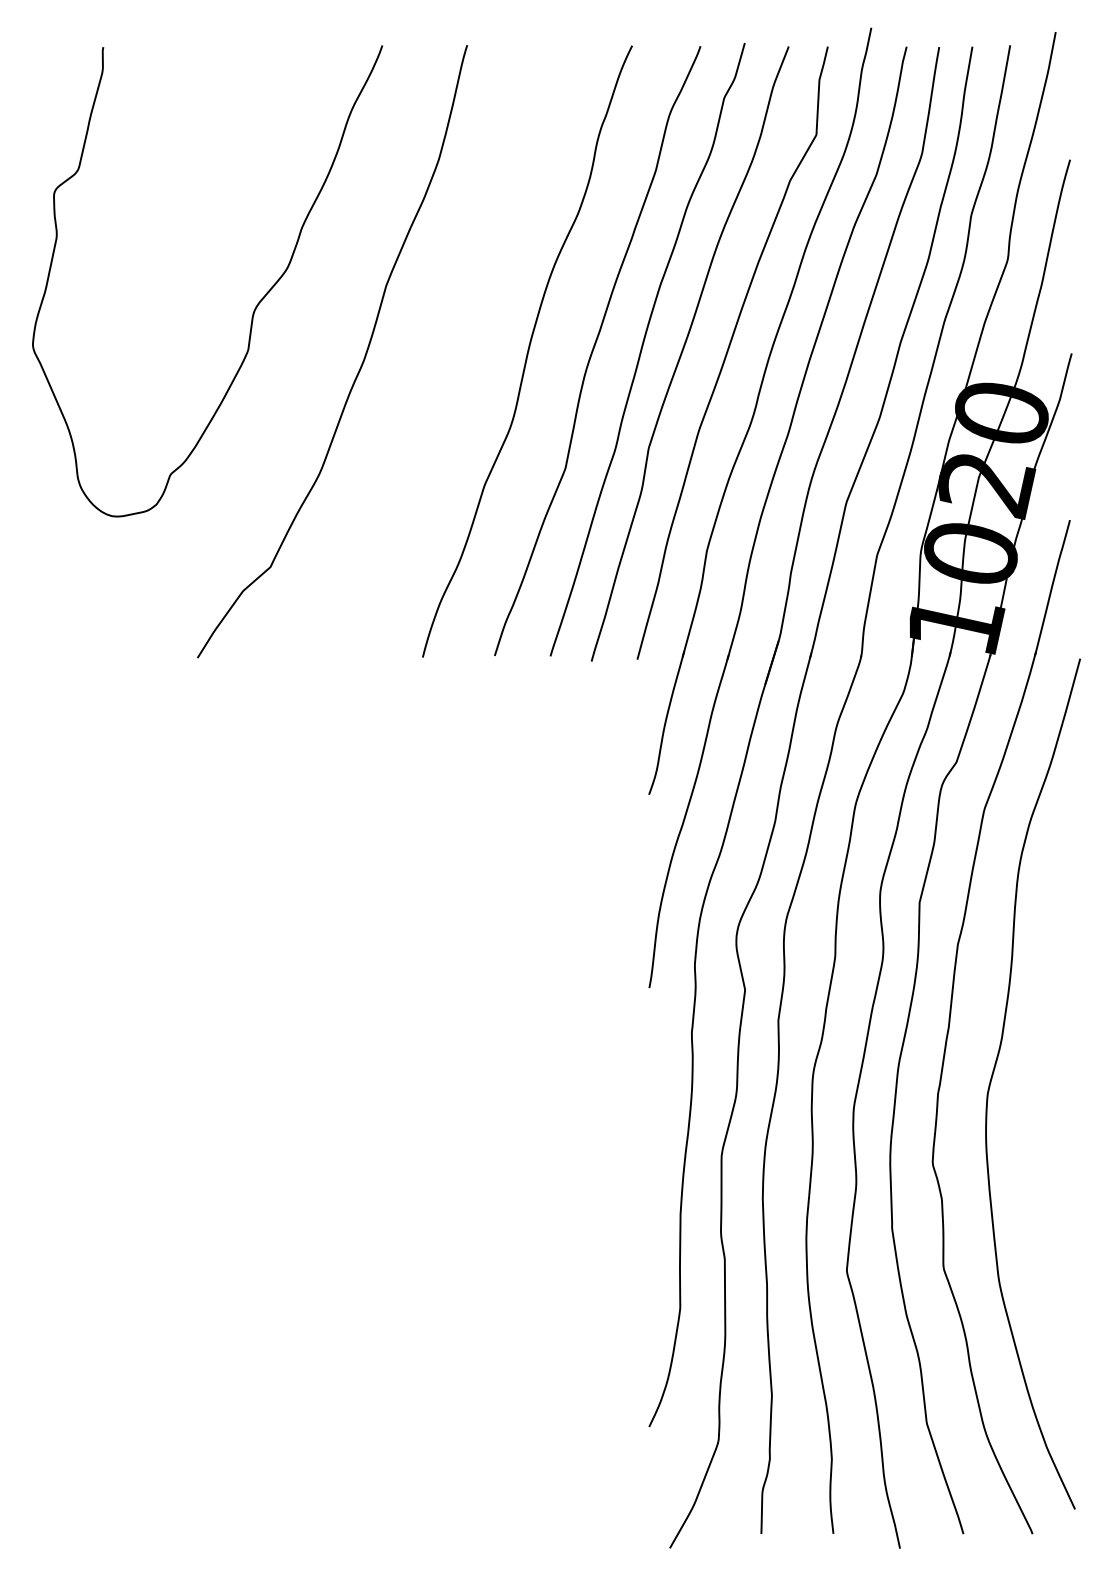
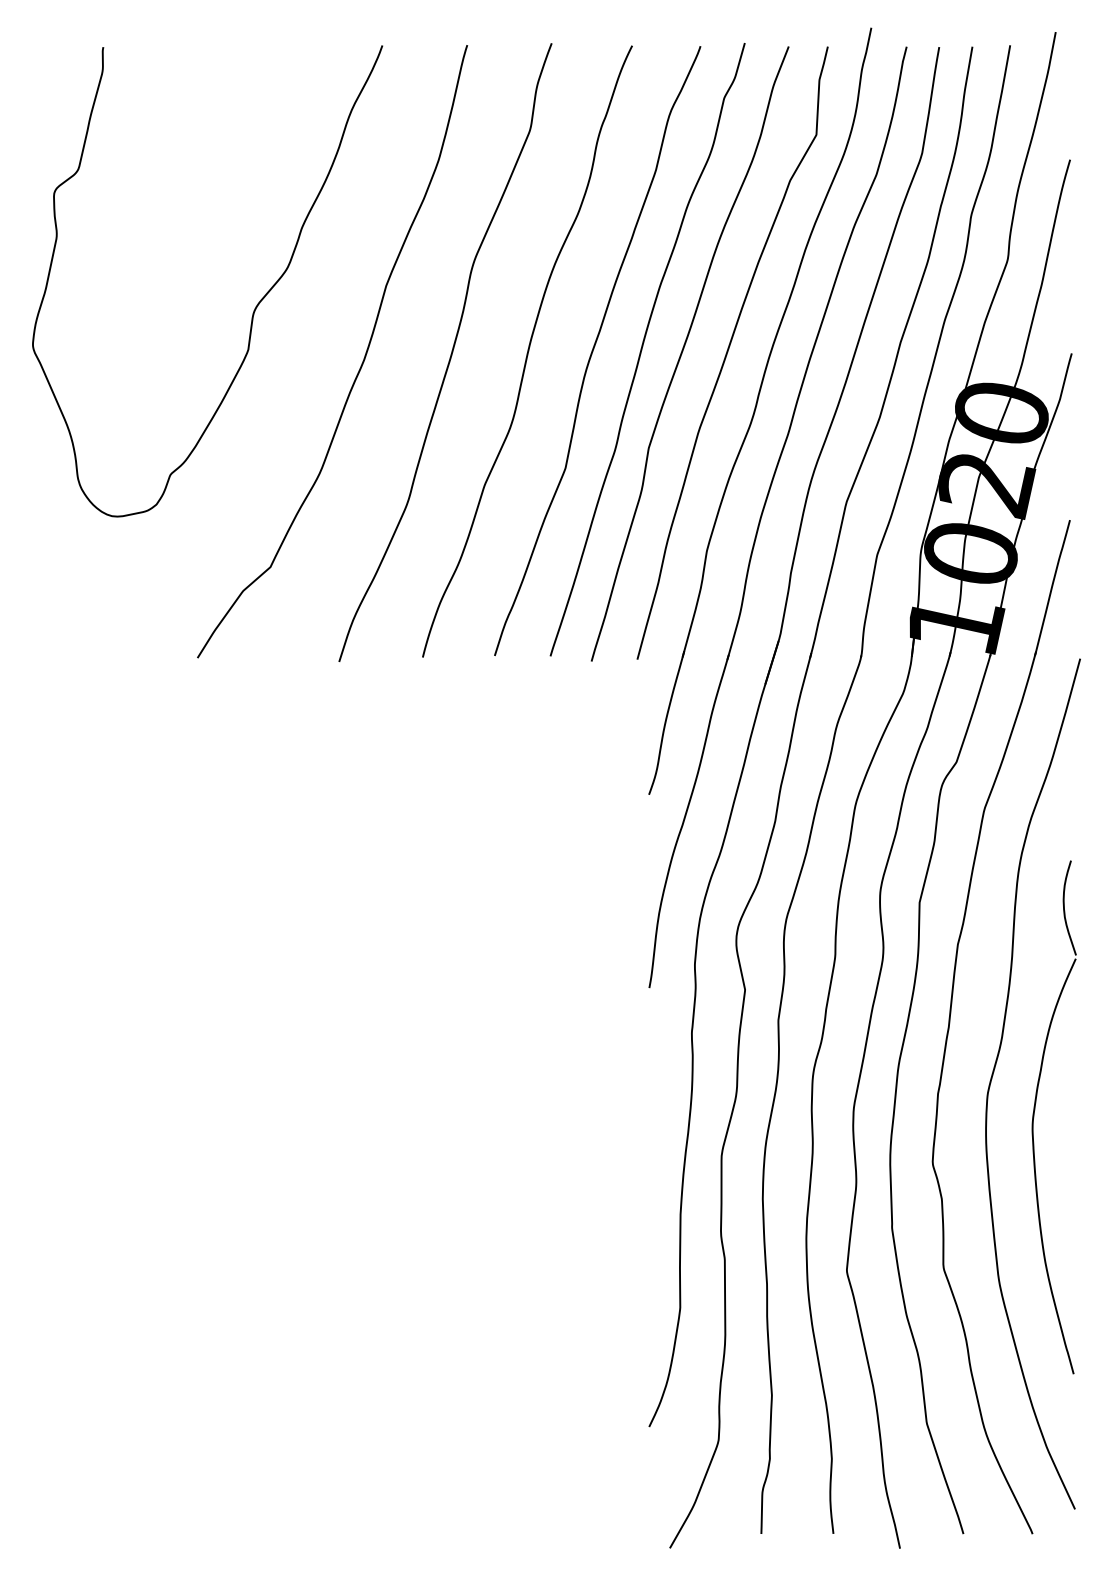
curve: none -> present (450, 354)
part: none -> present (1034, 1117)
